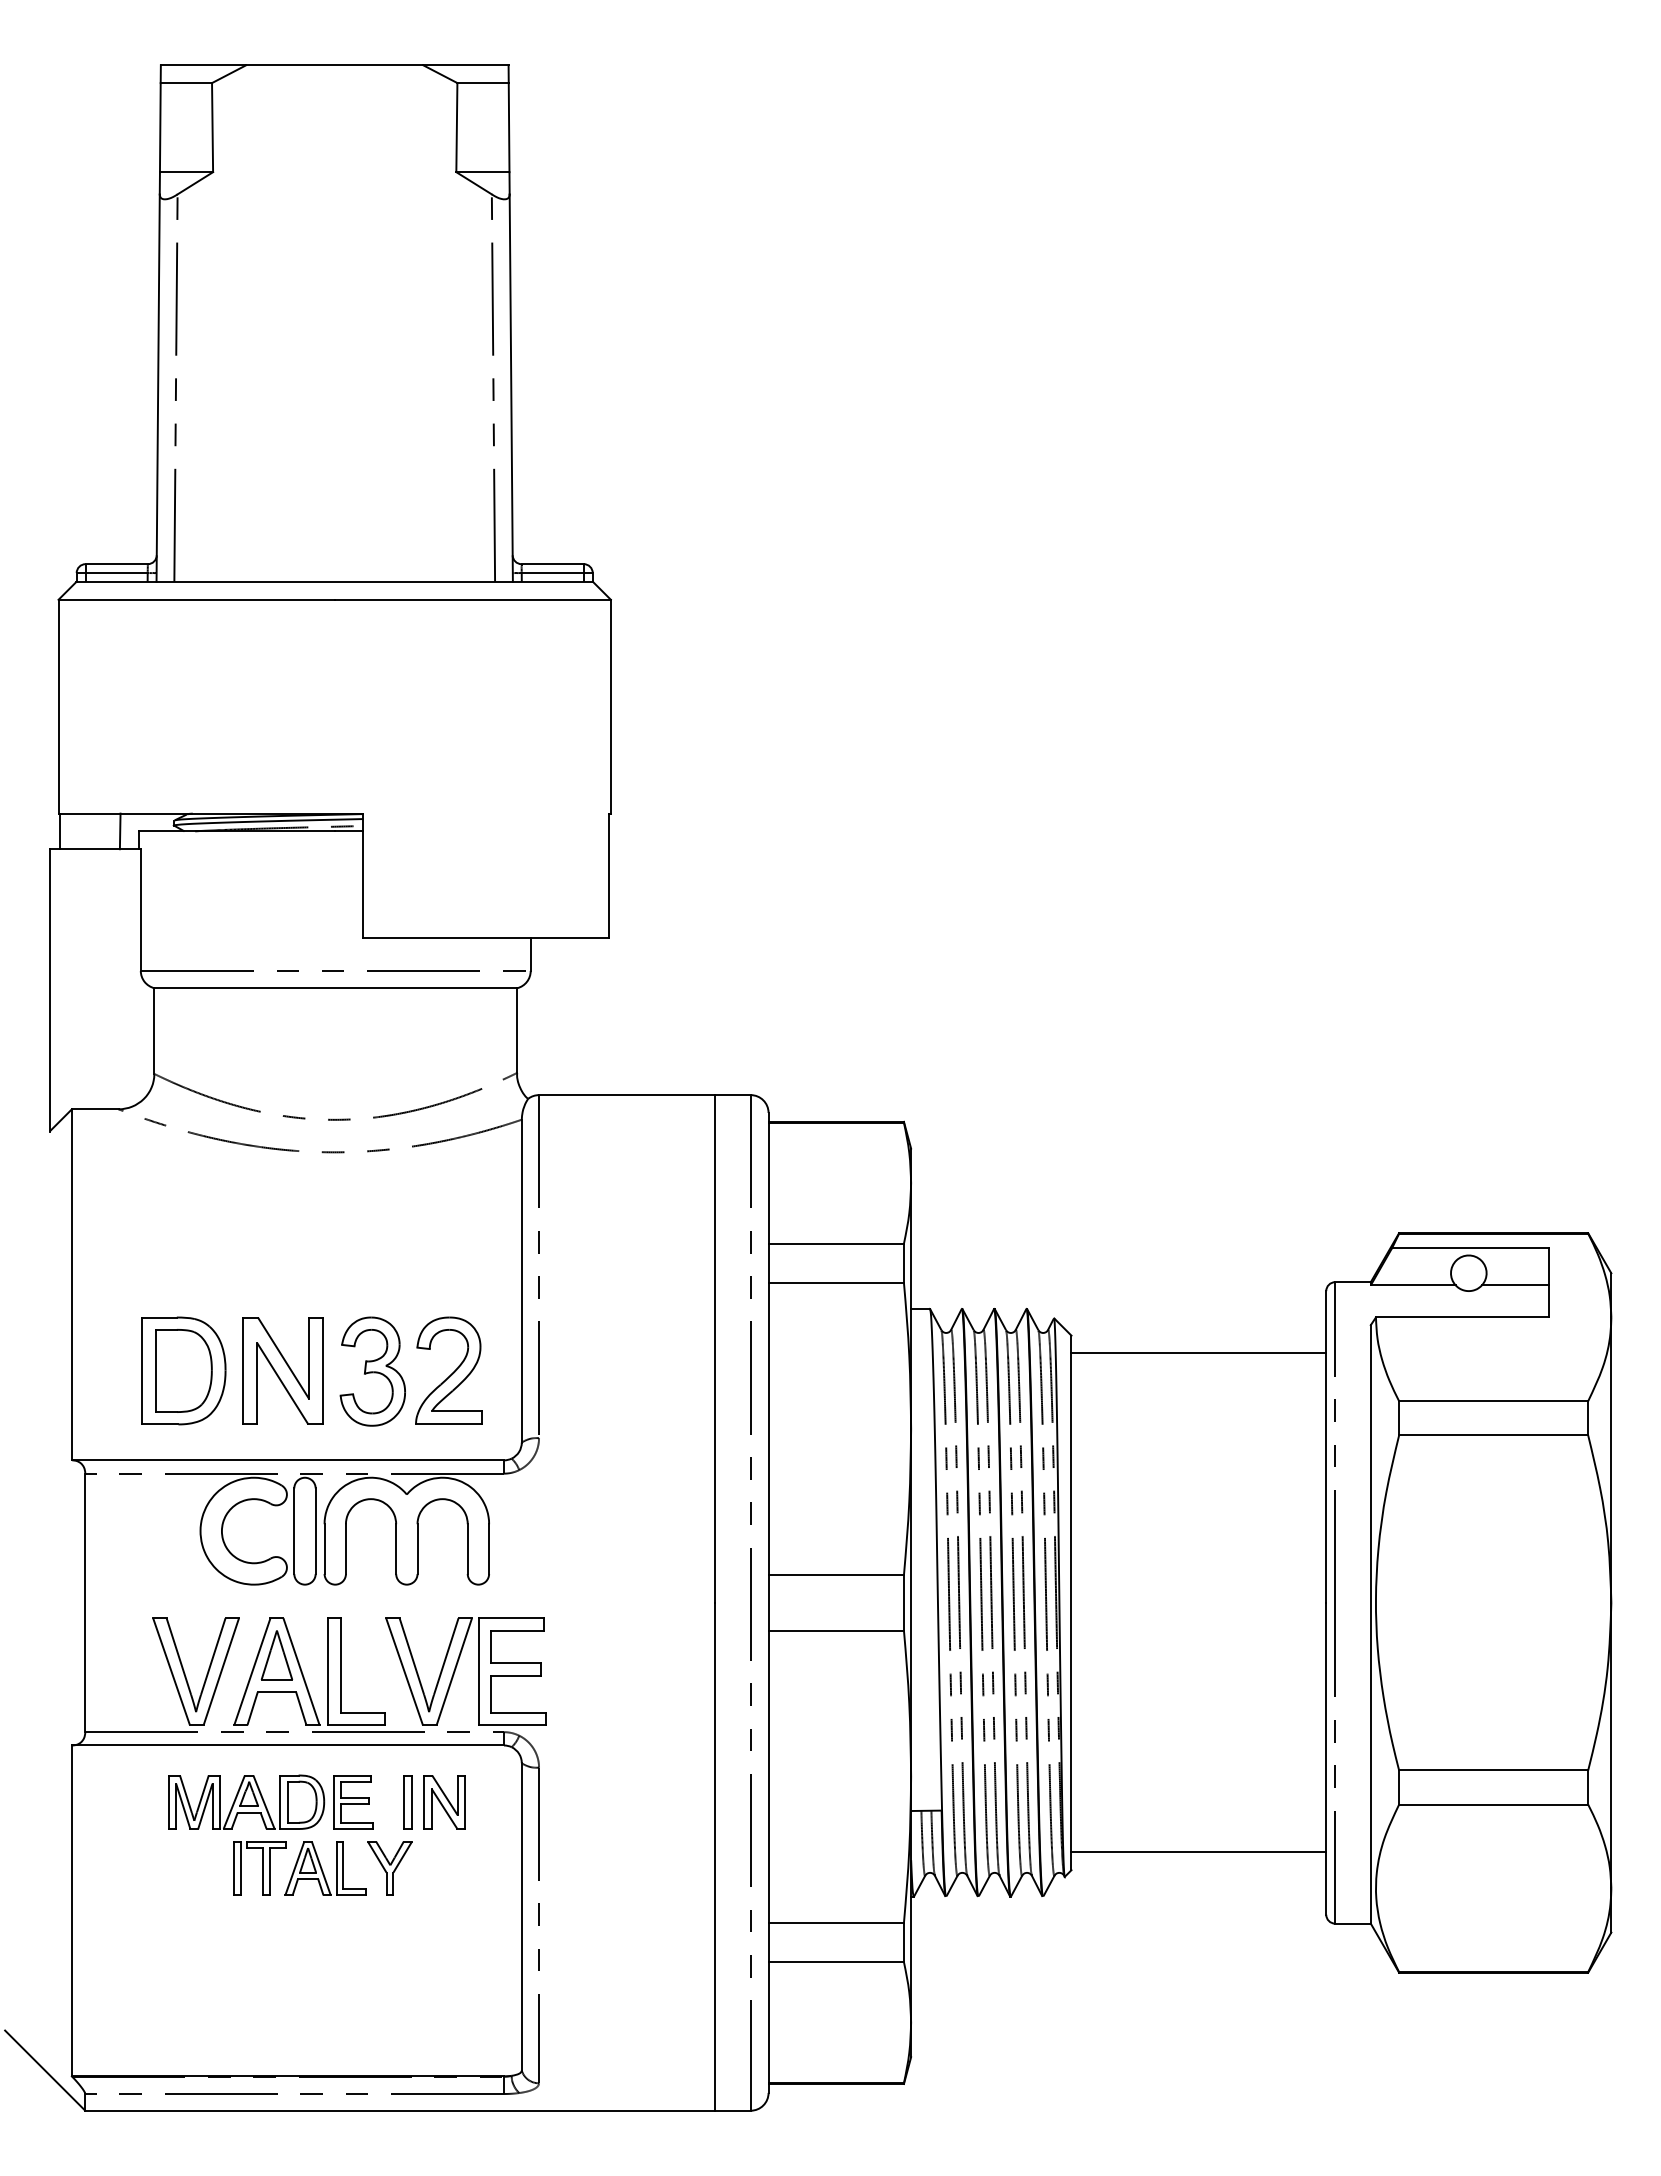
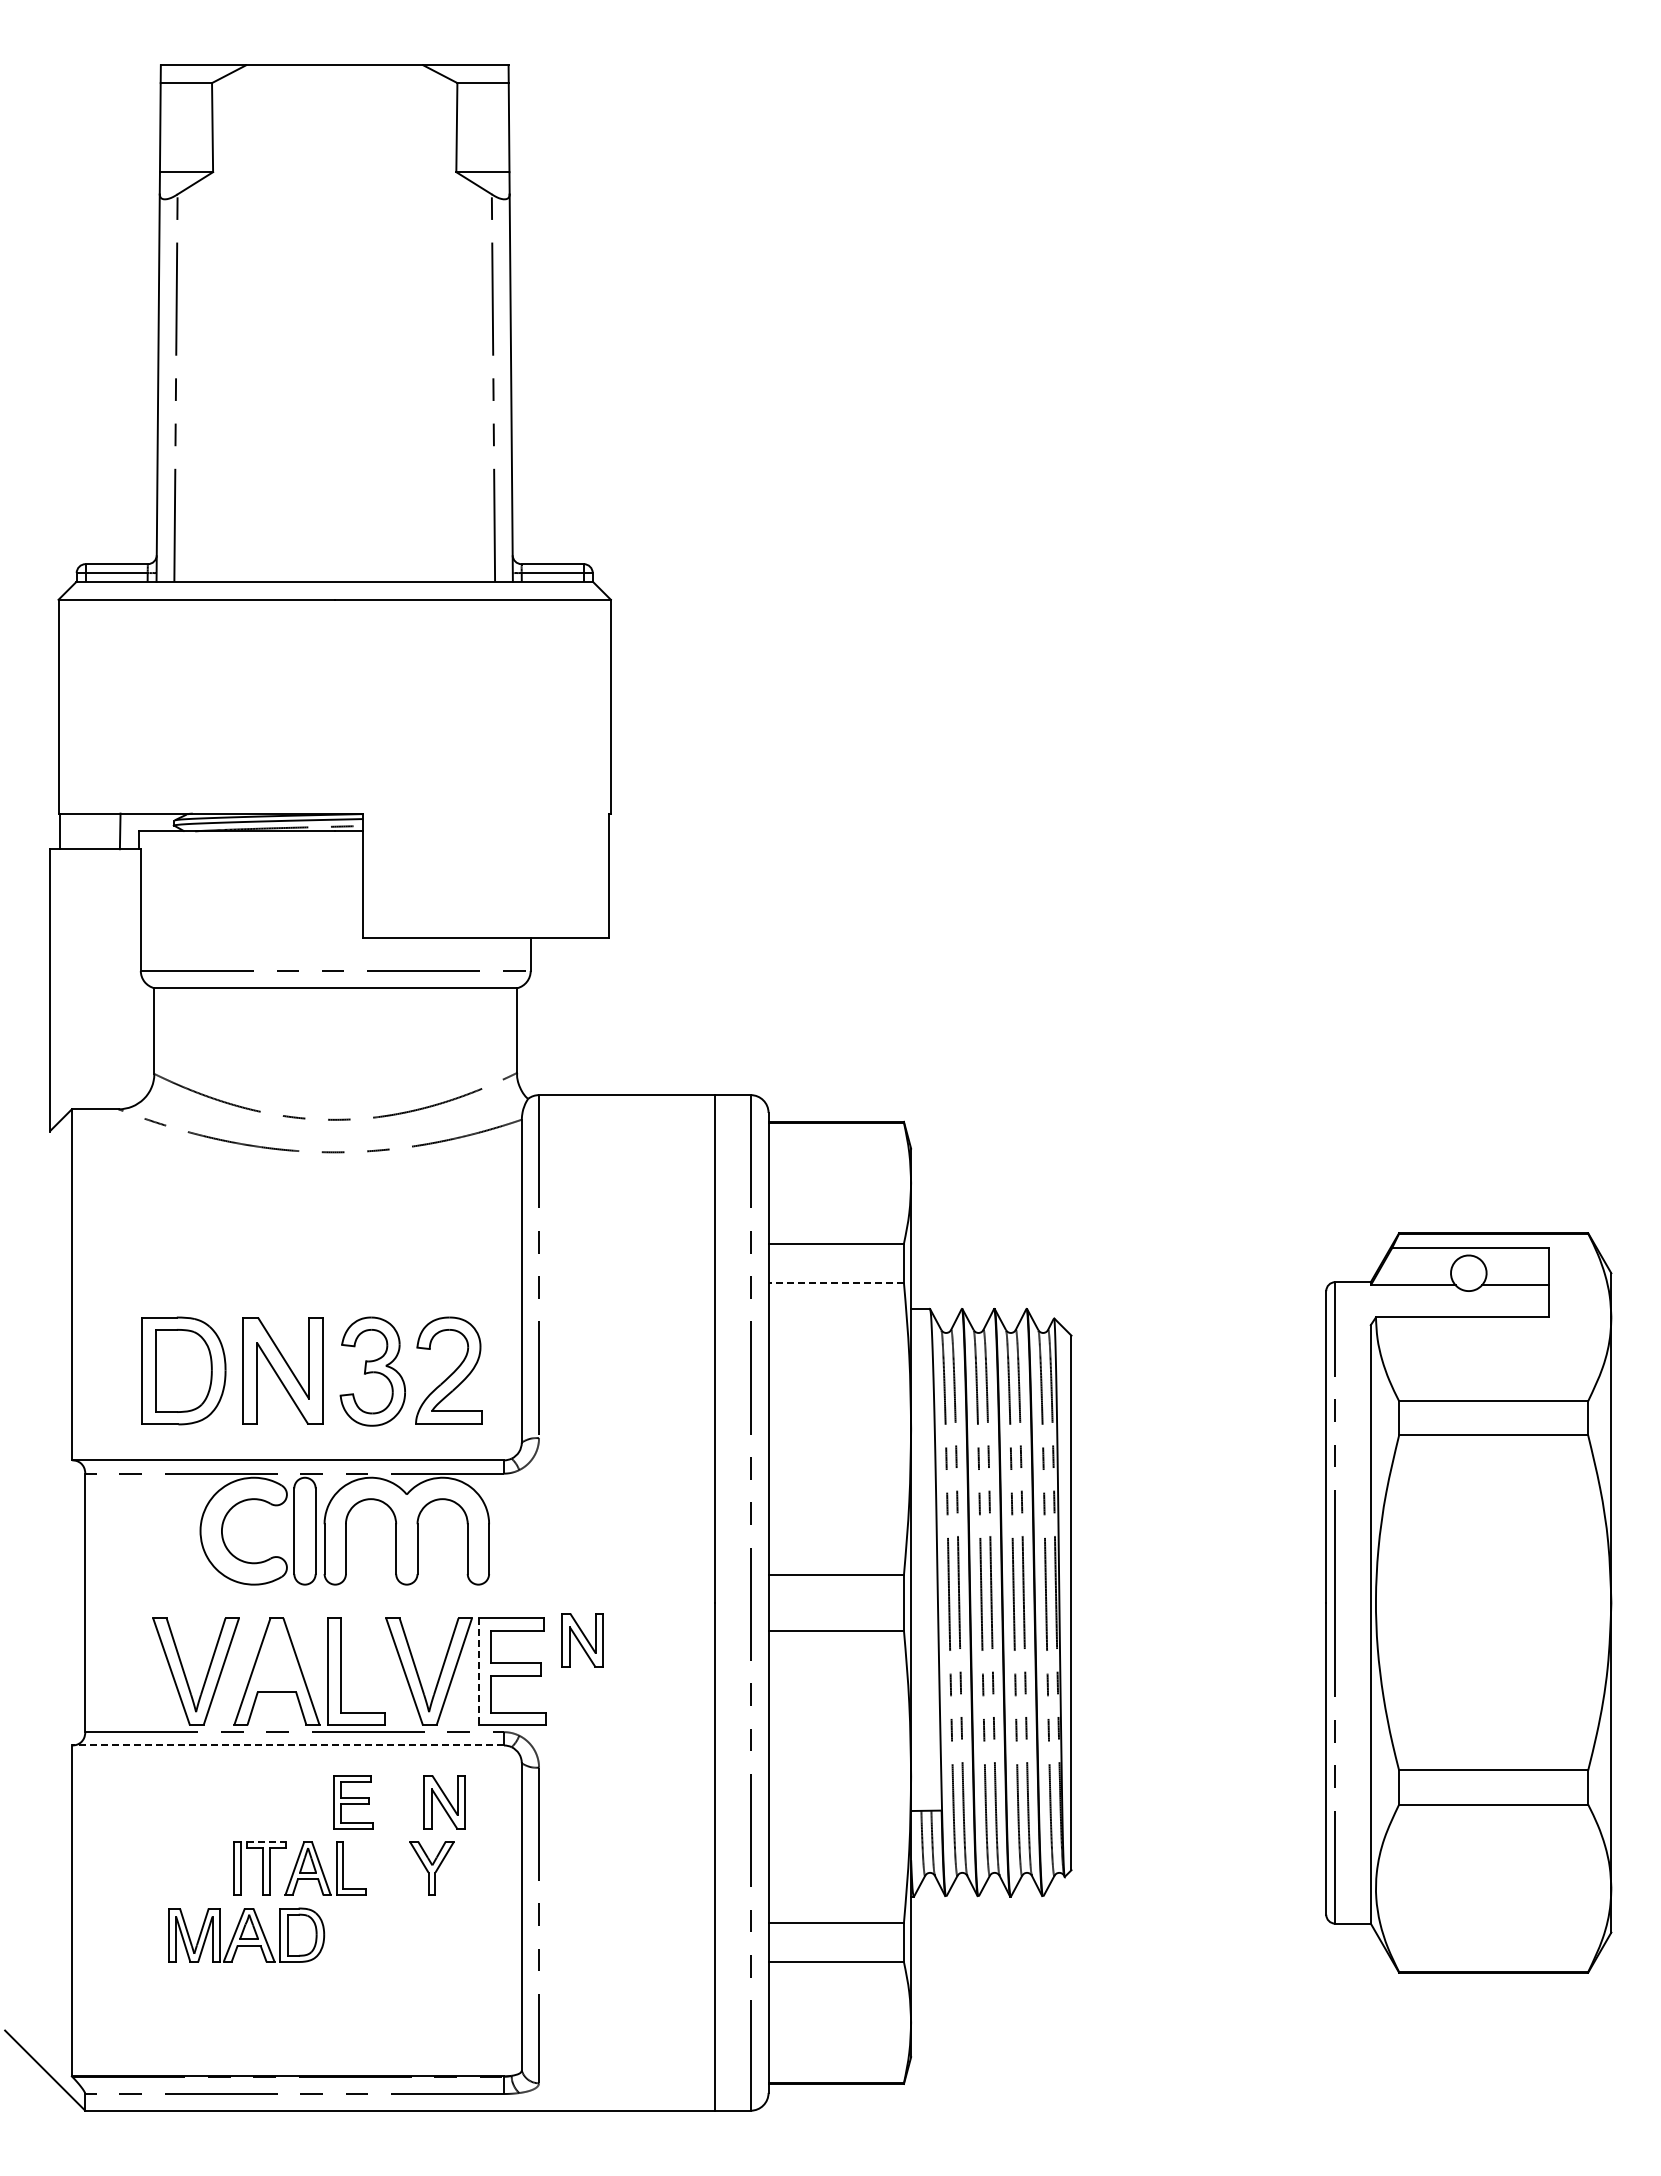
line: solid -> dashed (836, 1282)
line: present -> none (1198, 1353)
part: none -> present (582, 1640)
part: present -> none (276, 1655)
line: solid -> dashed (479, 1672)
line: solid -> dashed (288, 1745)
part position: (246, 1801) -> (246, 1934) (246, 1934)
part: present -> none (407, 1802)
line: solid -> dashed (267, 1841)
line: present -> none (1198, 1852)
part position: (389, 1868) -> (431, 1868) (431, 1868)
